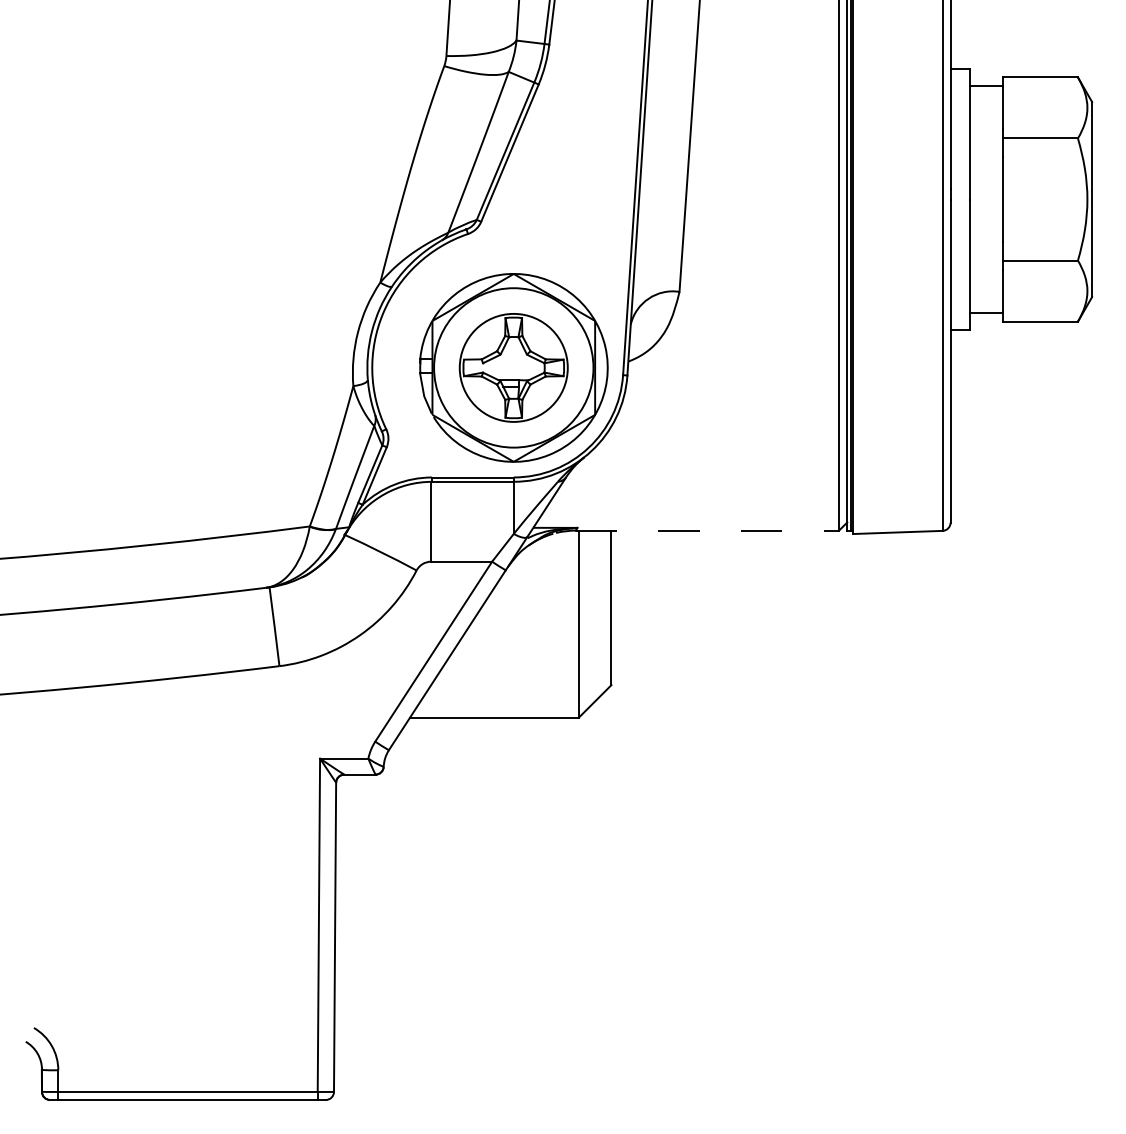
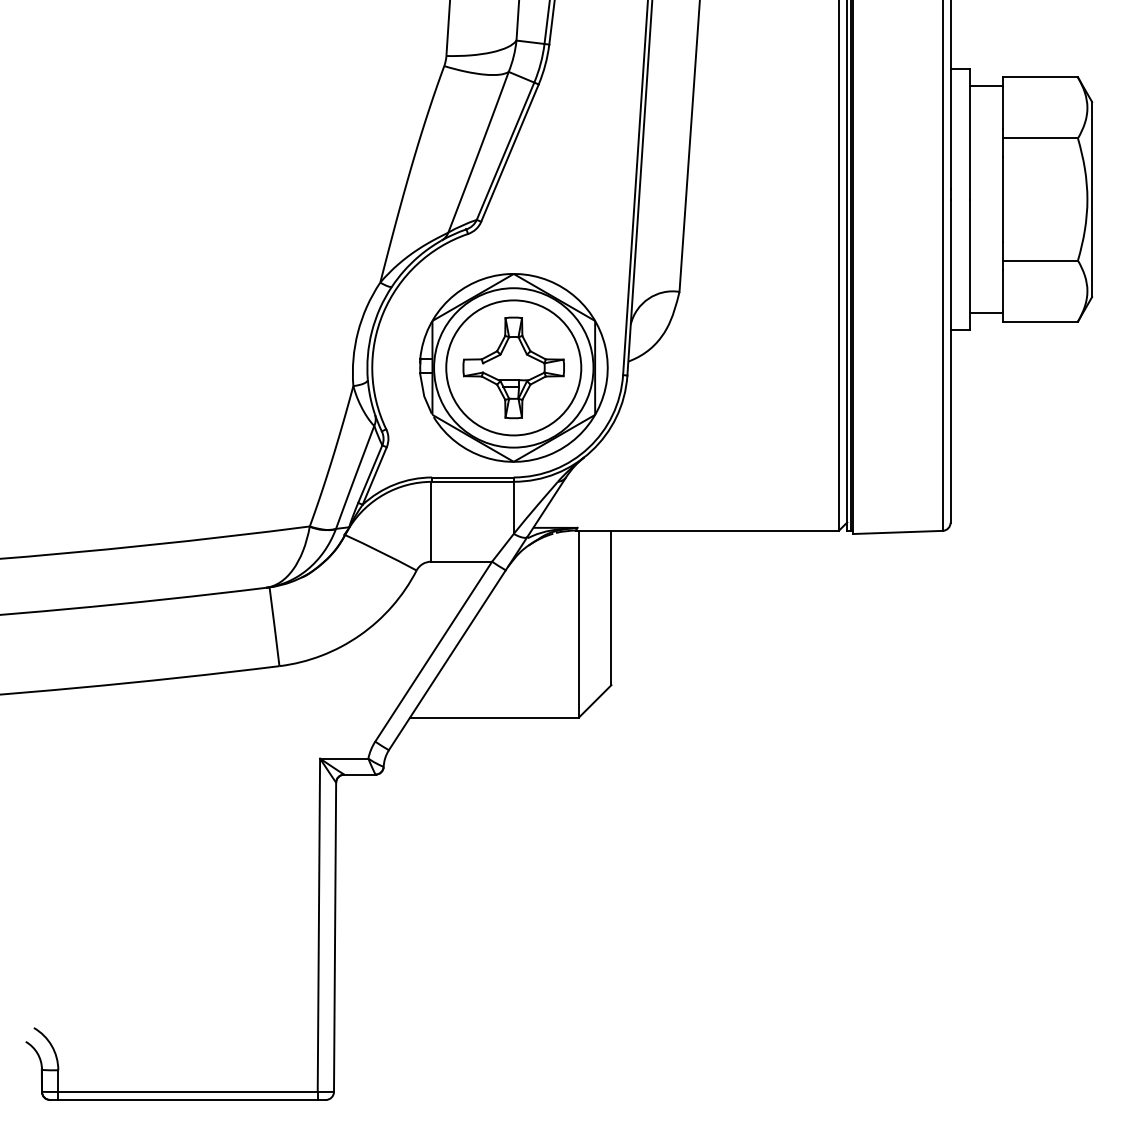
circle diameter: 108 px -> 135 px (513, 367)
line: dashed -> solid (707, 530)
